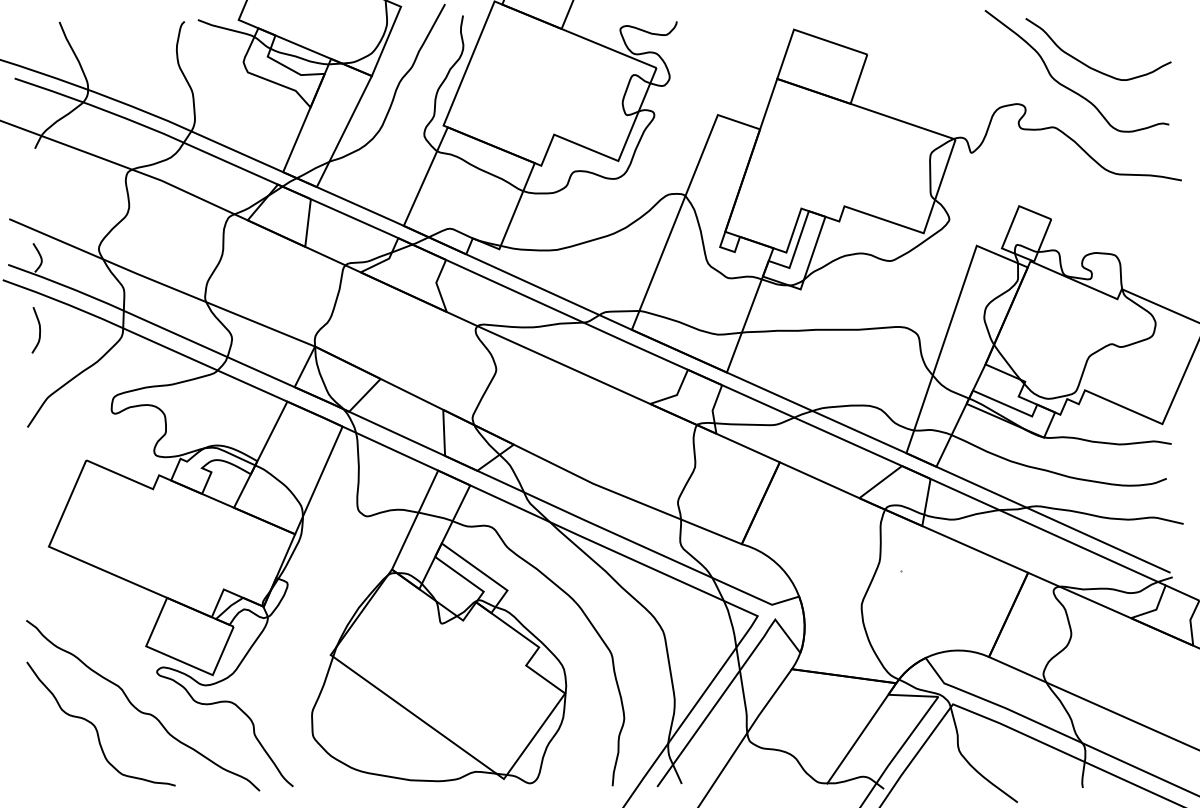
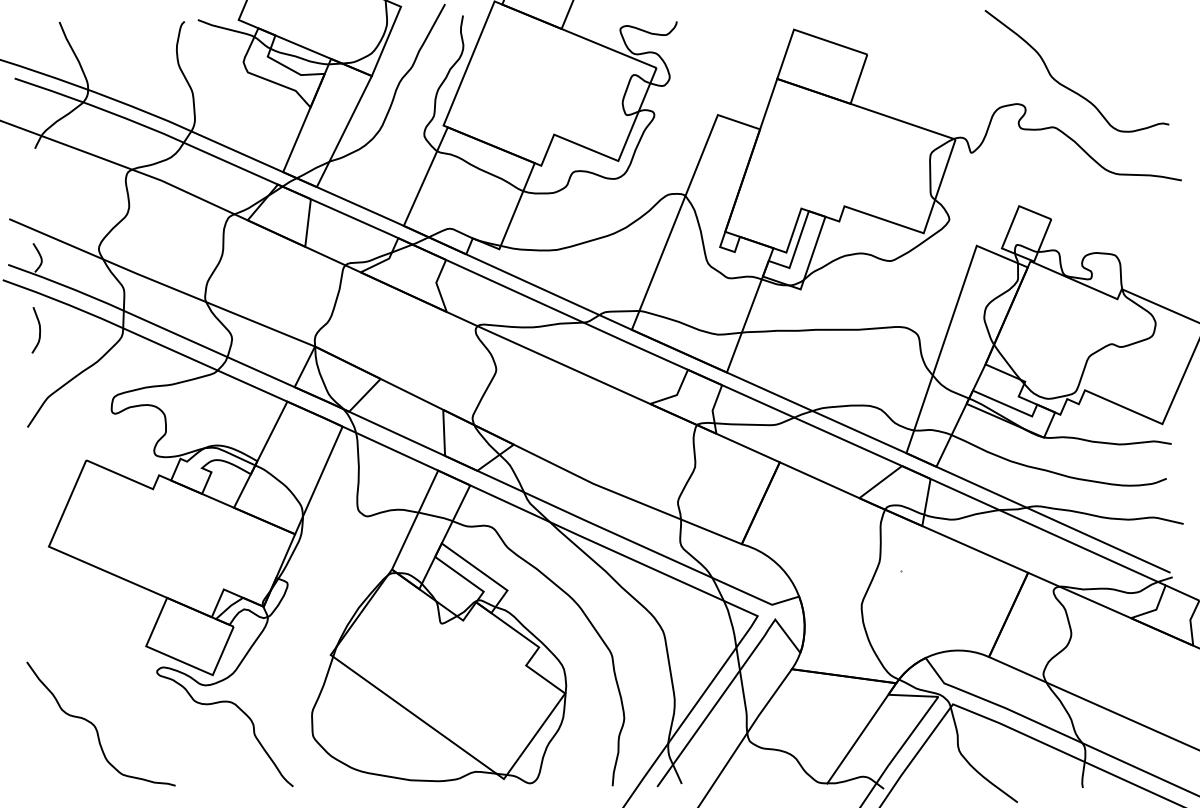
curve: present -> none (1090, 66)
curve: present -> none (139, 709)
